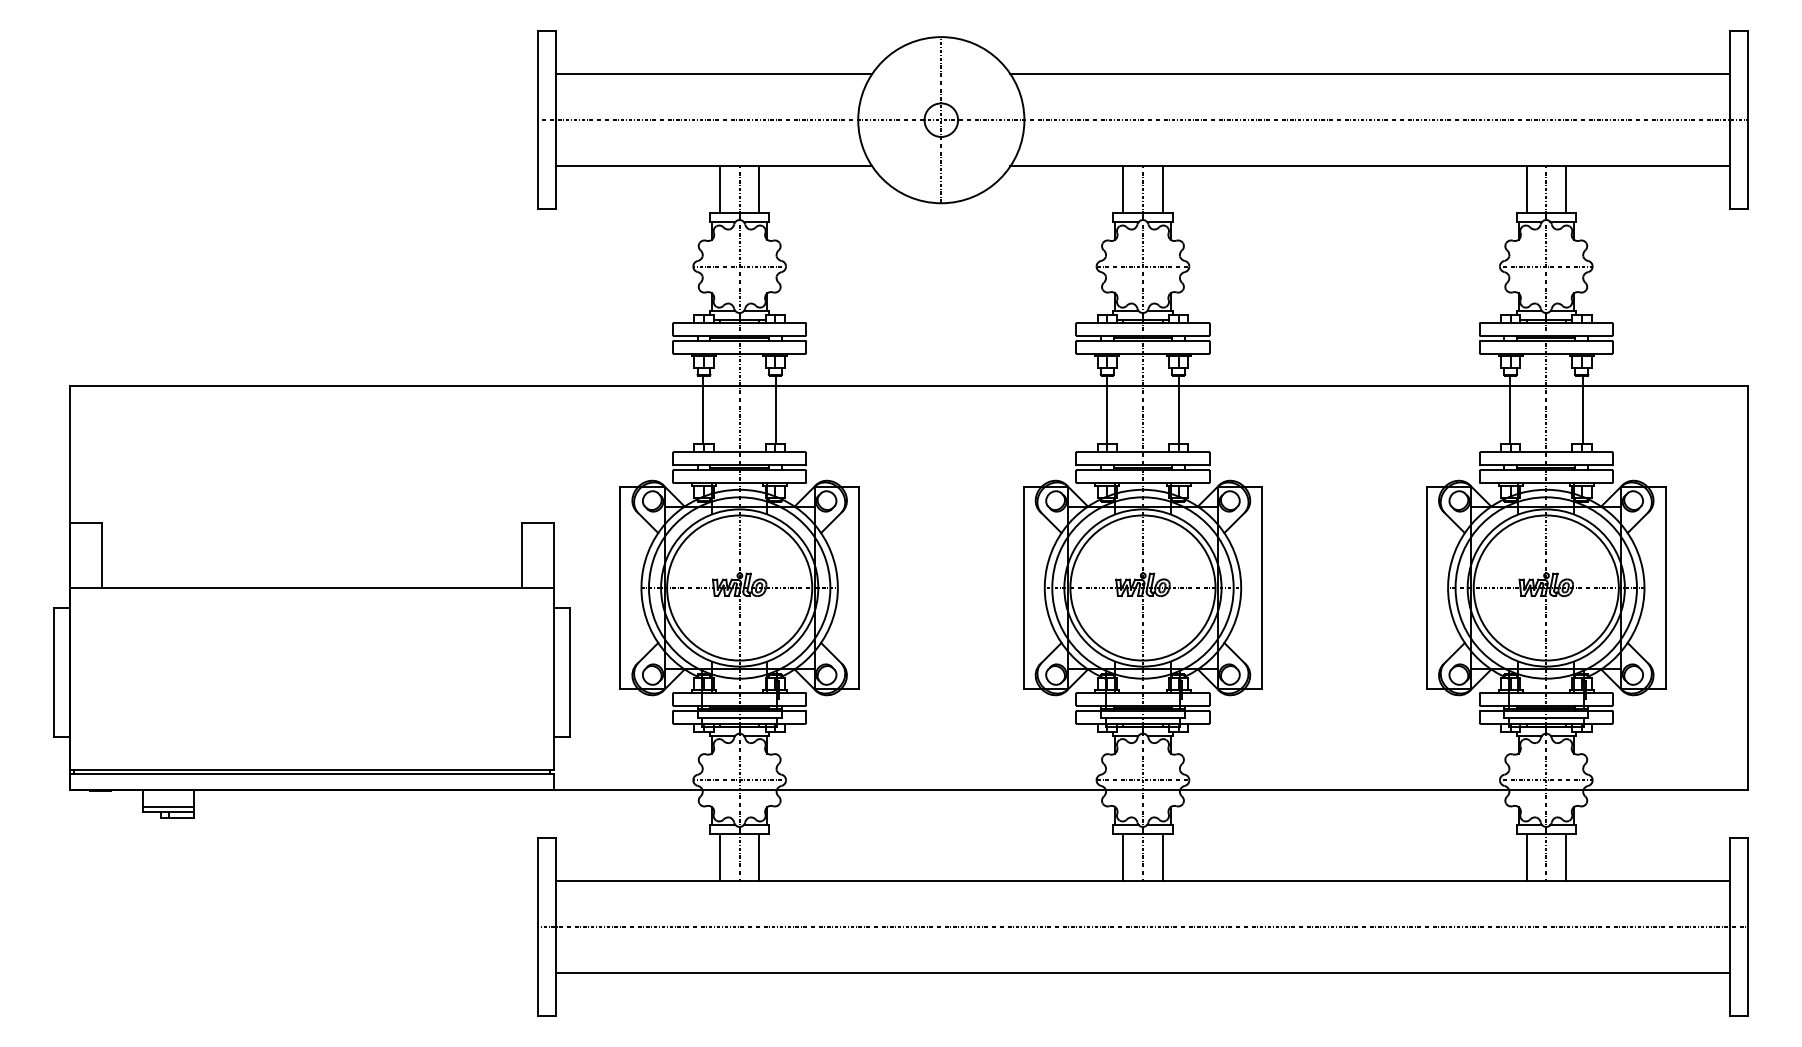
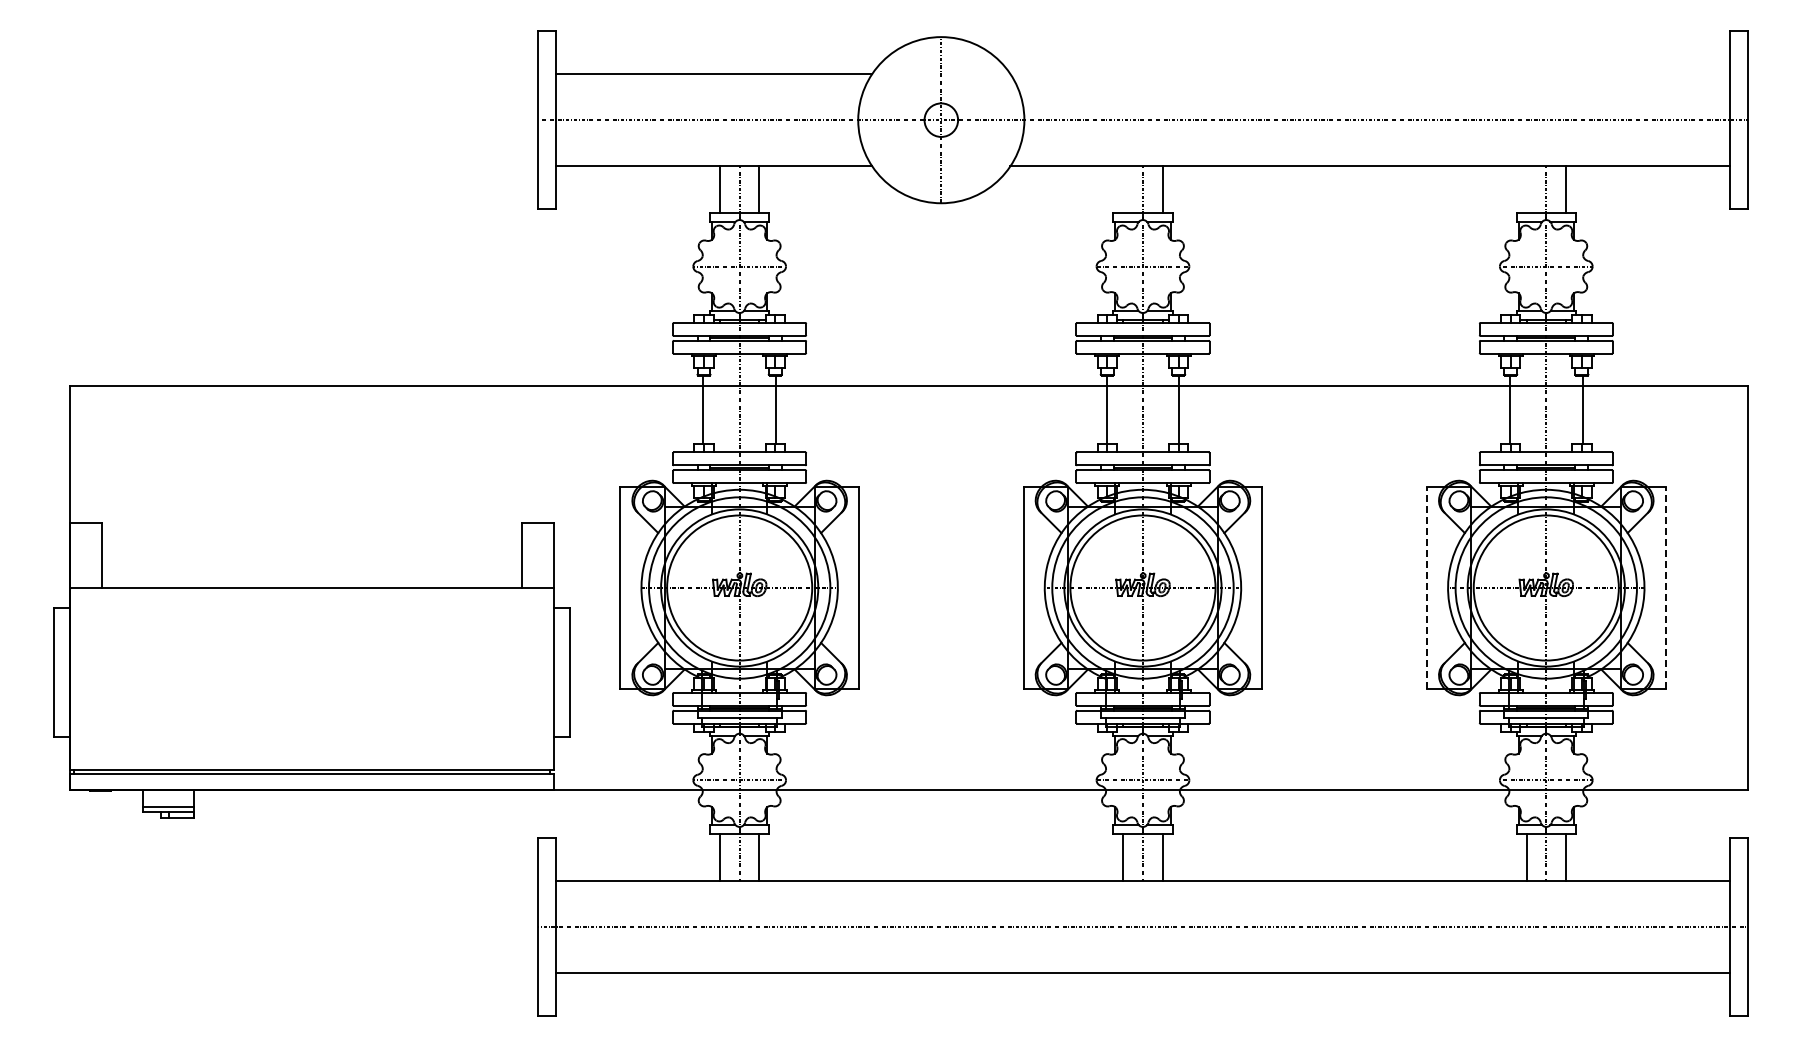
line: present -> none (1370, 74)
line: present -> none (1123, 189)
line: present -> none (1526, 189)
line: solid -> dashed (1426, 588)
line: solid -> dashed (1665, 588)
